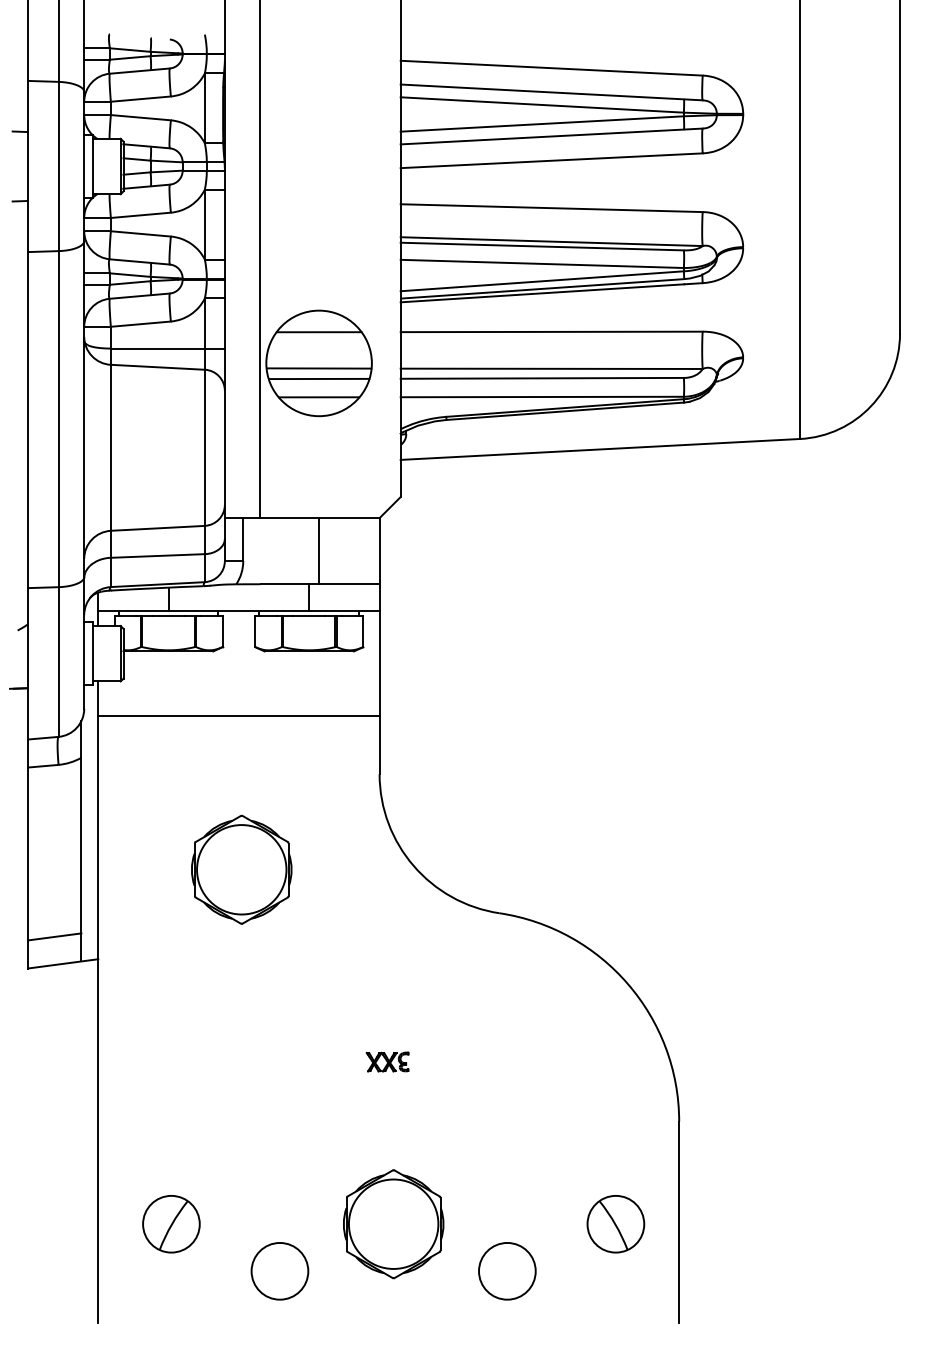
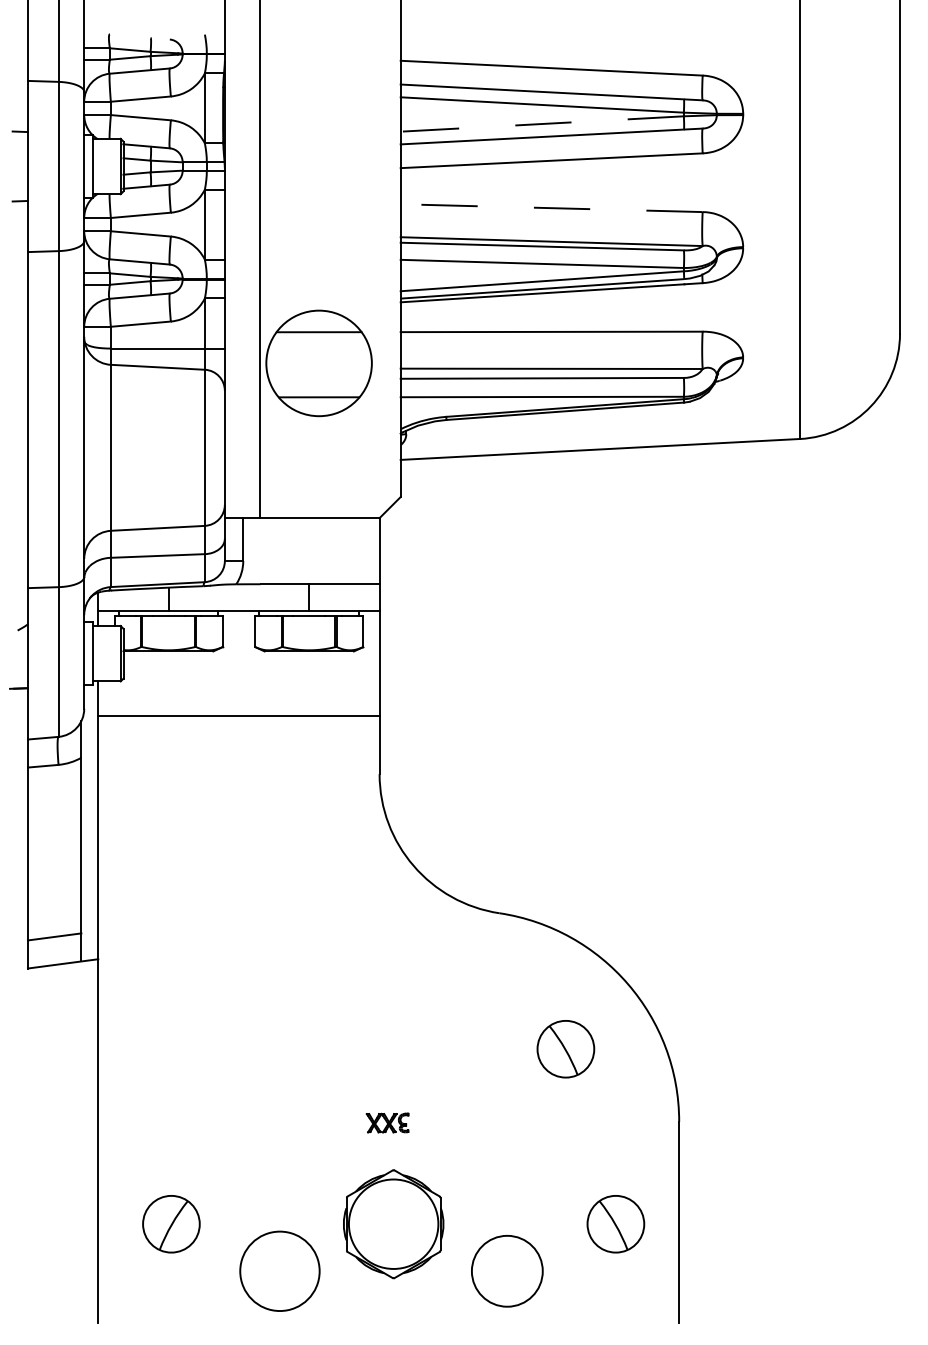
line: solid -> dashed (542, 124)
line: solid -> dashed (551, 208)
line: present -> none (318, 368)
line: present -> none (319, 378)
line: present -> none (318, 551)
part: present -> none (241, 869)
part: none -> present (565, 1049)
part position: (387, 1061) -> (387, 1122) (387, 1122)
circle diameter: 57 px -> 79 px (279, 1271)
circle size: 59x59 px -> 73x73 px (507, 1271)
